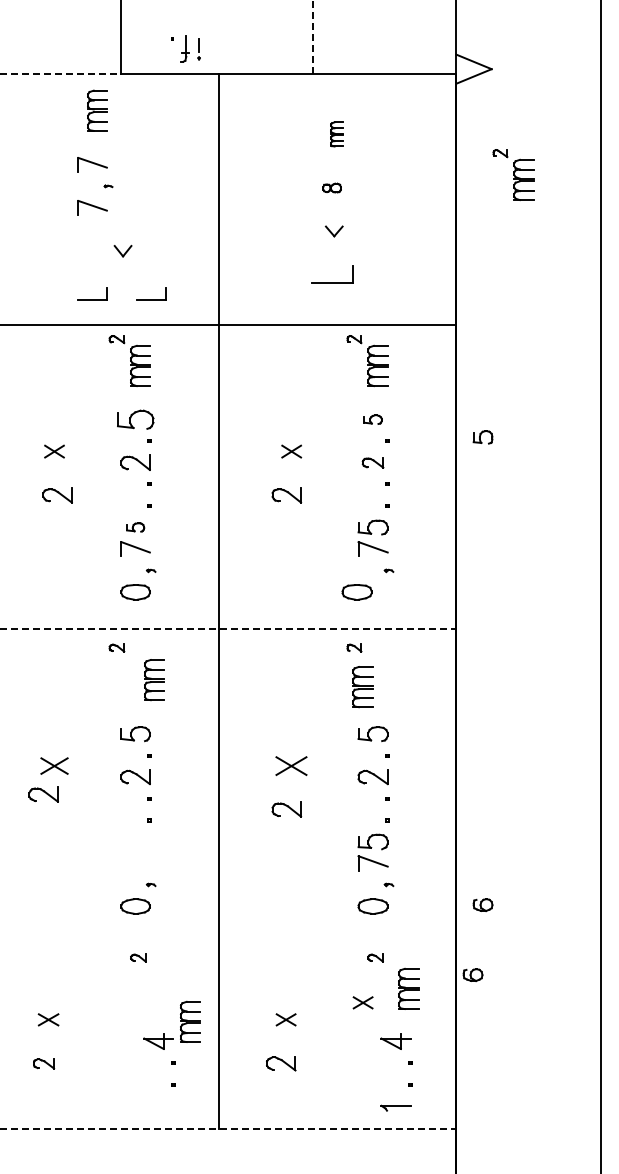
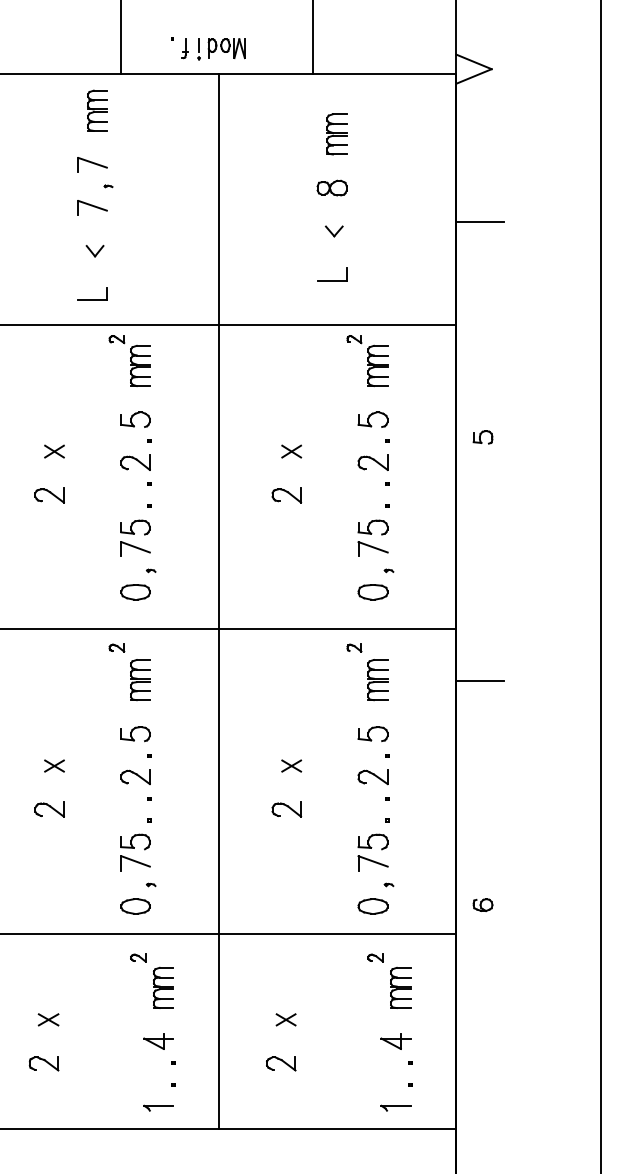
line: dashed -> solid (312, 37)
part size: 10x28 px -> 8x22 px (184, 48)
part: none -> present (226, 48)
line: dashed -> solid (61, 74)
part size: 14x27 px -> 22x43 px (336, 134)
part: present -> none (513, 174)
part size: 20x12 px -> 32x18 px (331, 187)
line: none -> present (480, 222)
part position: (122, 251) -> (94, 251) (94, 251)
part size: 43x19 px -> 31x15 px (332, 274)
part: present -> none (151, 293)
part size: 38x21 px -> 31x17 px (135, 419)
part size: 20x11 px -> 32x17 px (372, 419)
part size: 24x12 px -> 32x17 px (372, 462)
part position: (57, 495) -> (49, 495) (49, 495)
part size: 20x11 px -> 31x17 px (135, 527)
part position: (356, 592) -> (372, 592) (372, 592)
line: dashed -> solid (228, 629)
part position: (154, 680) -> (140, 680) (140, 680)
line: none -> present (480, 680)
part position: (362, 687) -> (377, 680) (377, 680)
part size: 29x18 px -> 21x14 px (54, 765)
part size: 33x20 px -> 22x14 px (291, 765)
part position: (43, 794) -> (49, 809) (49, 809)
part: none -> present (135, 852)
line: none -> present (229, 933)
part: present -> none (472, 974)
part position: (408, 988) -> (400, 987) (400, 987)
part: present -> none (362, 1002)
part position: (190, 1021) -> (163, 987) (163, 987)
part size: 23x12 px -> 32x16 px (43, 1063)
part: none -> present (158, 1107)
line: dashed -> solid (228, 1129)
